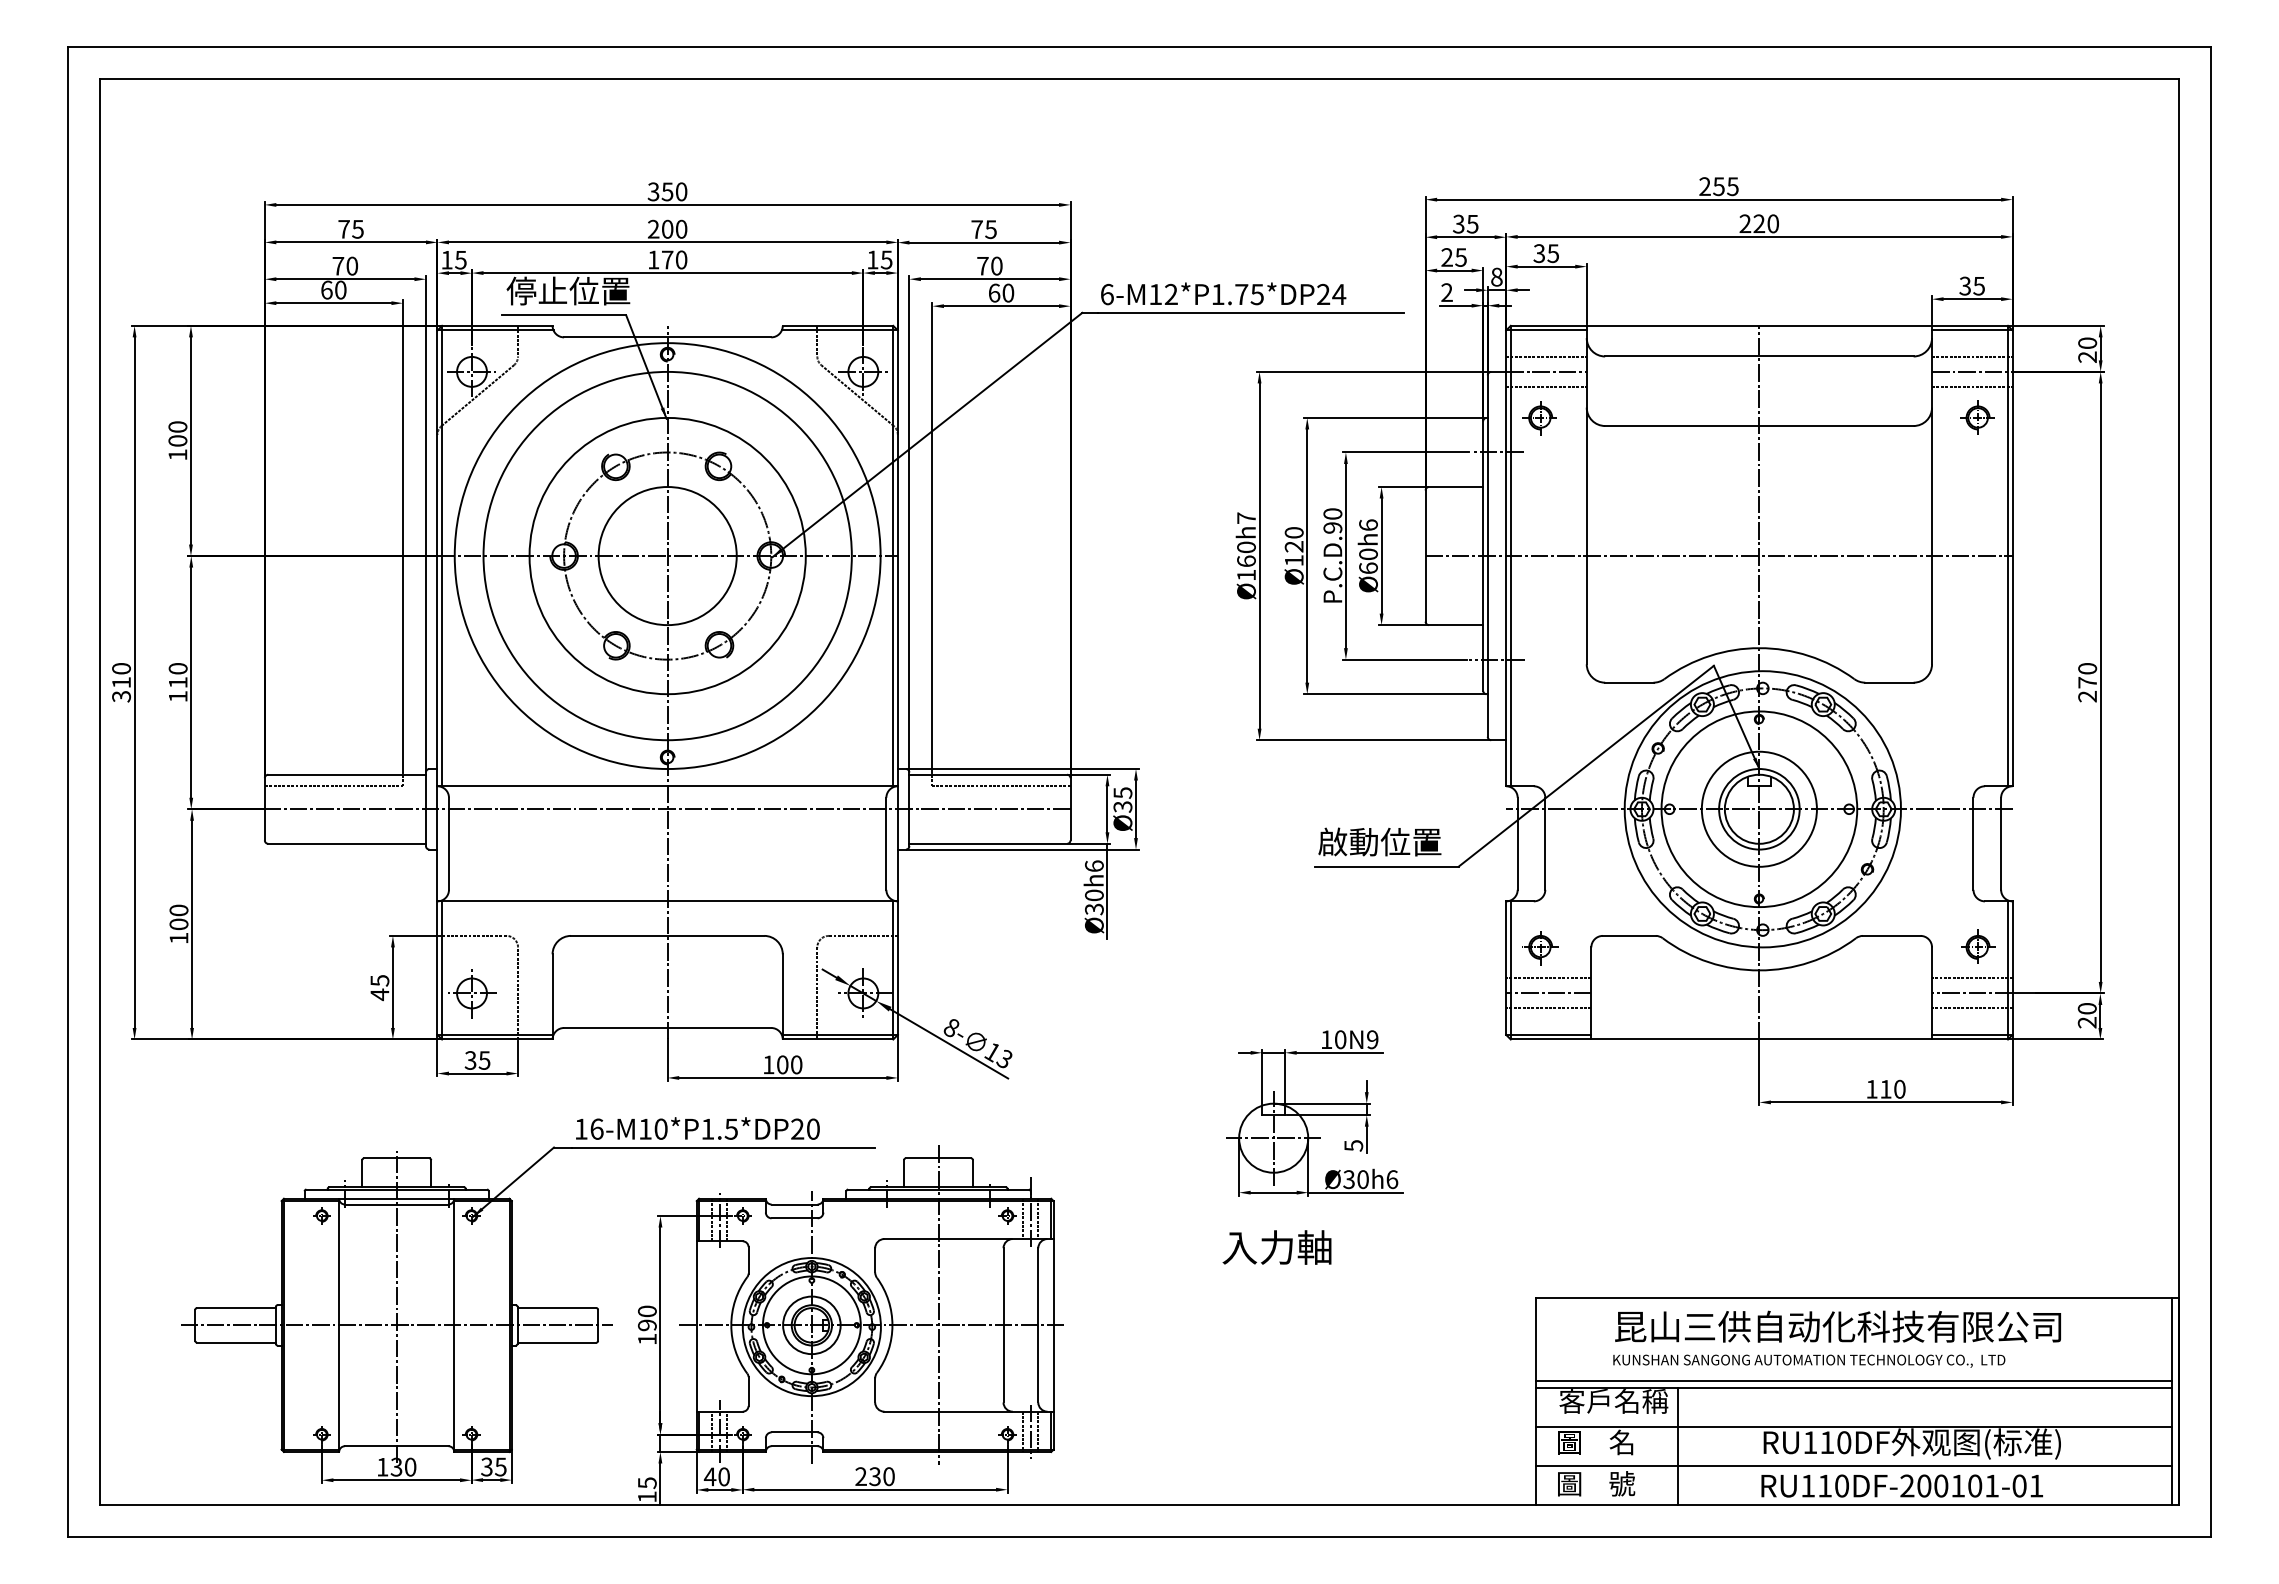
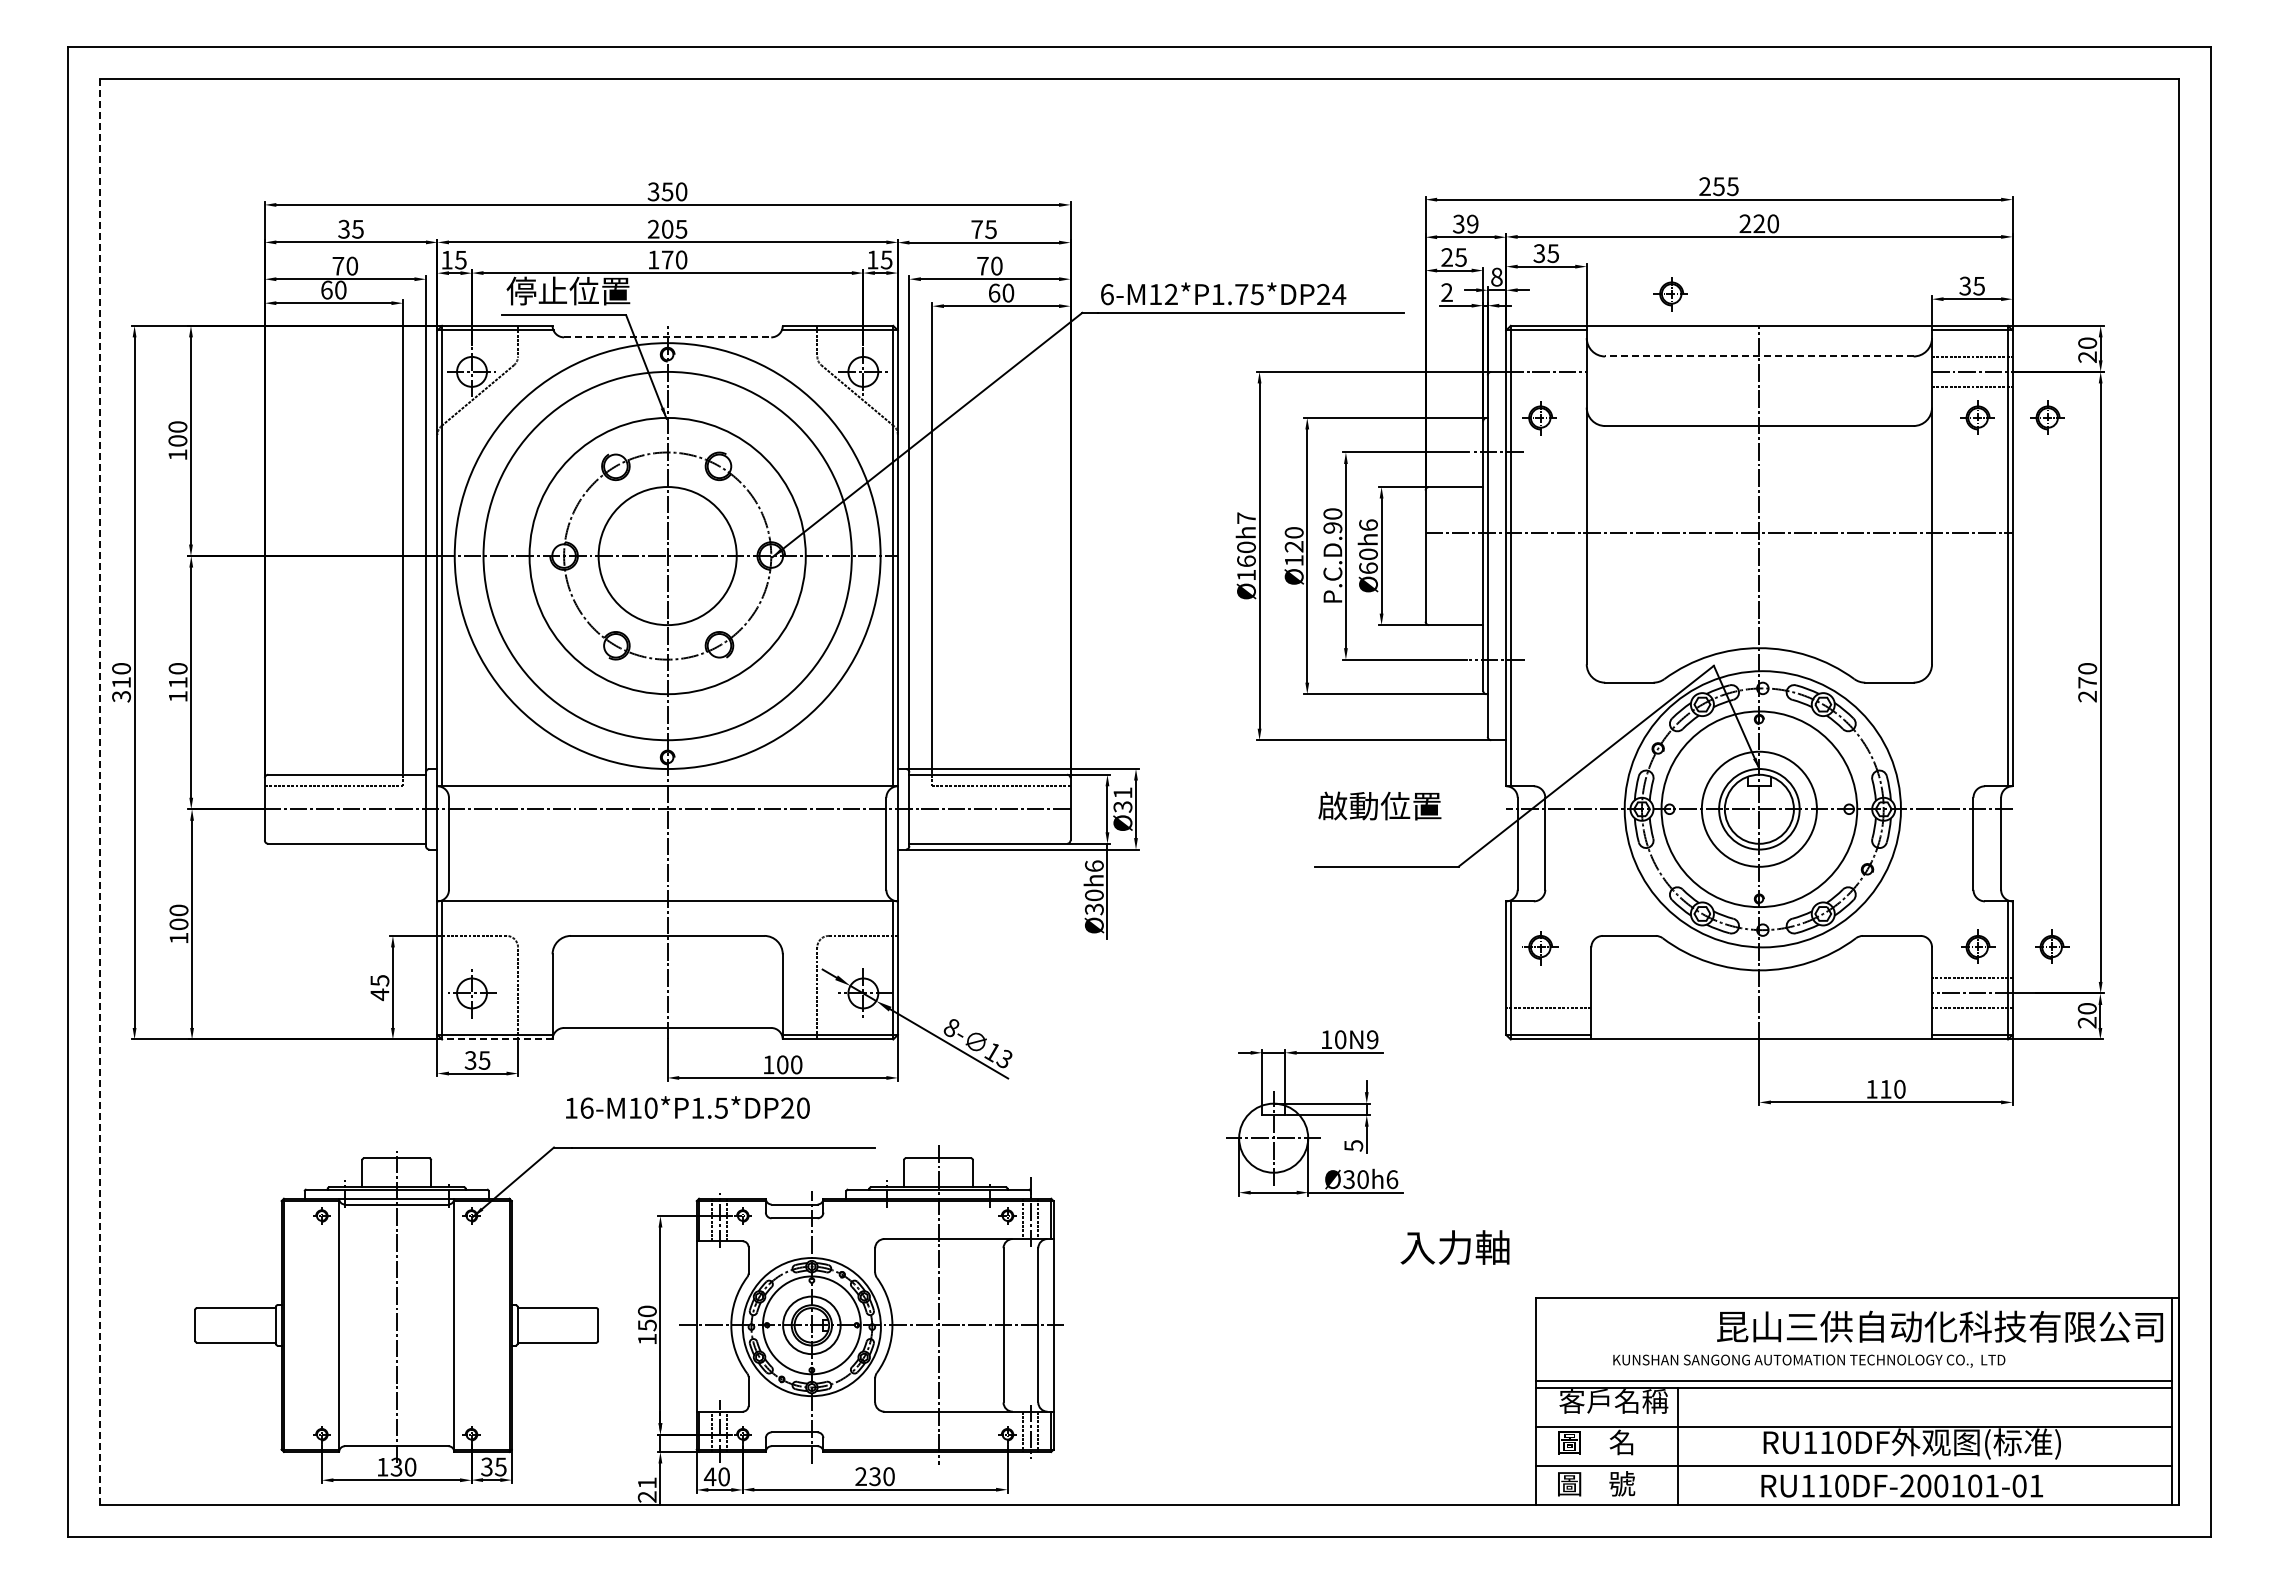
text: 35 -> 39 (1472, 223)
text: 75 -> 35 (343, 228)
text: 200 -> 205 (681, 228)
part: none -> present (1670, 294)
line: solid -> dashed (667, 337)
line: present -> none (1546, 356)
line: solid -> dashed (1758, 356)
line: present -> none (1546, 386)
part: none -> present (2047, 417)
line position: (1718, 556) -> (1718, 533) (1718, 533)
line: solid -> dashed (100, 792)
text: Ø35 -> Ø31 (1122, 792)
text position: (1379, 841) -> (1379, 805) (1379, 805)
part: none -> present (2052, 946)
line: present -> none (1548, 978)
line: present -> none (1548, 993)
line: solid -> dashed (496, 1039)
text position: (697, 1128) -> (687, 1107) (687, 1107)
text position: (1276, 1247) -> (1454, 1247) (1454, 1247)
line: present -> none (396, 1325)
text: 190 -> 150 (647, 1325)
text position: (1837, 1326) -> (1939, 1326) (1939, 1326)
text: 15 -> 21 (646, 1489)
